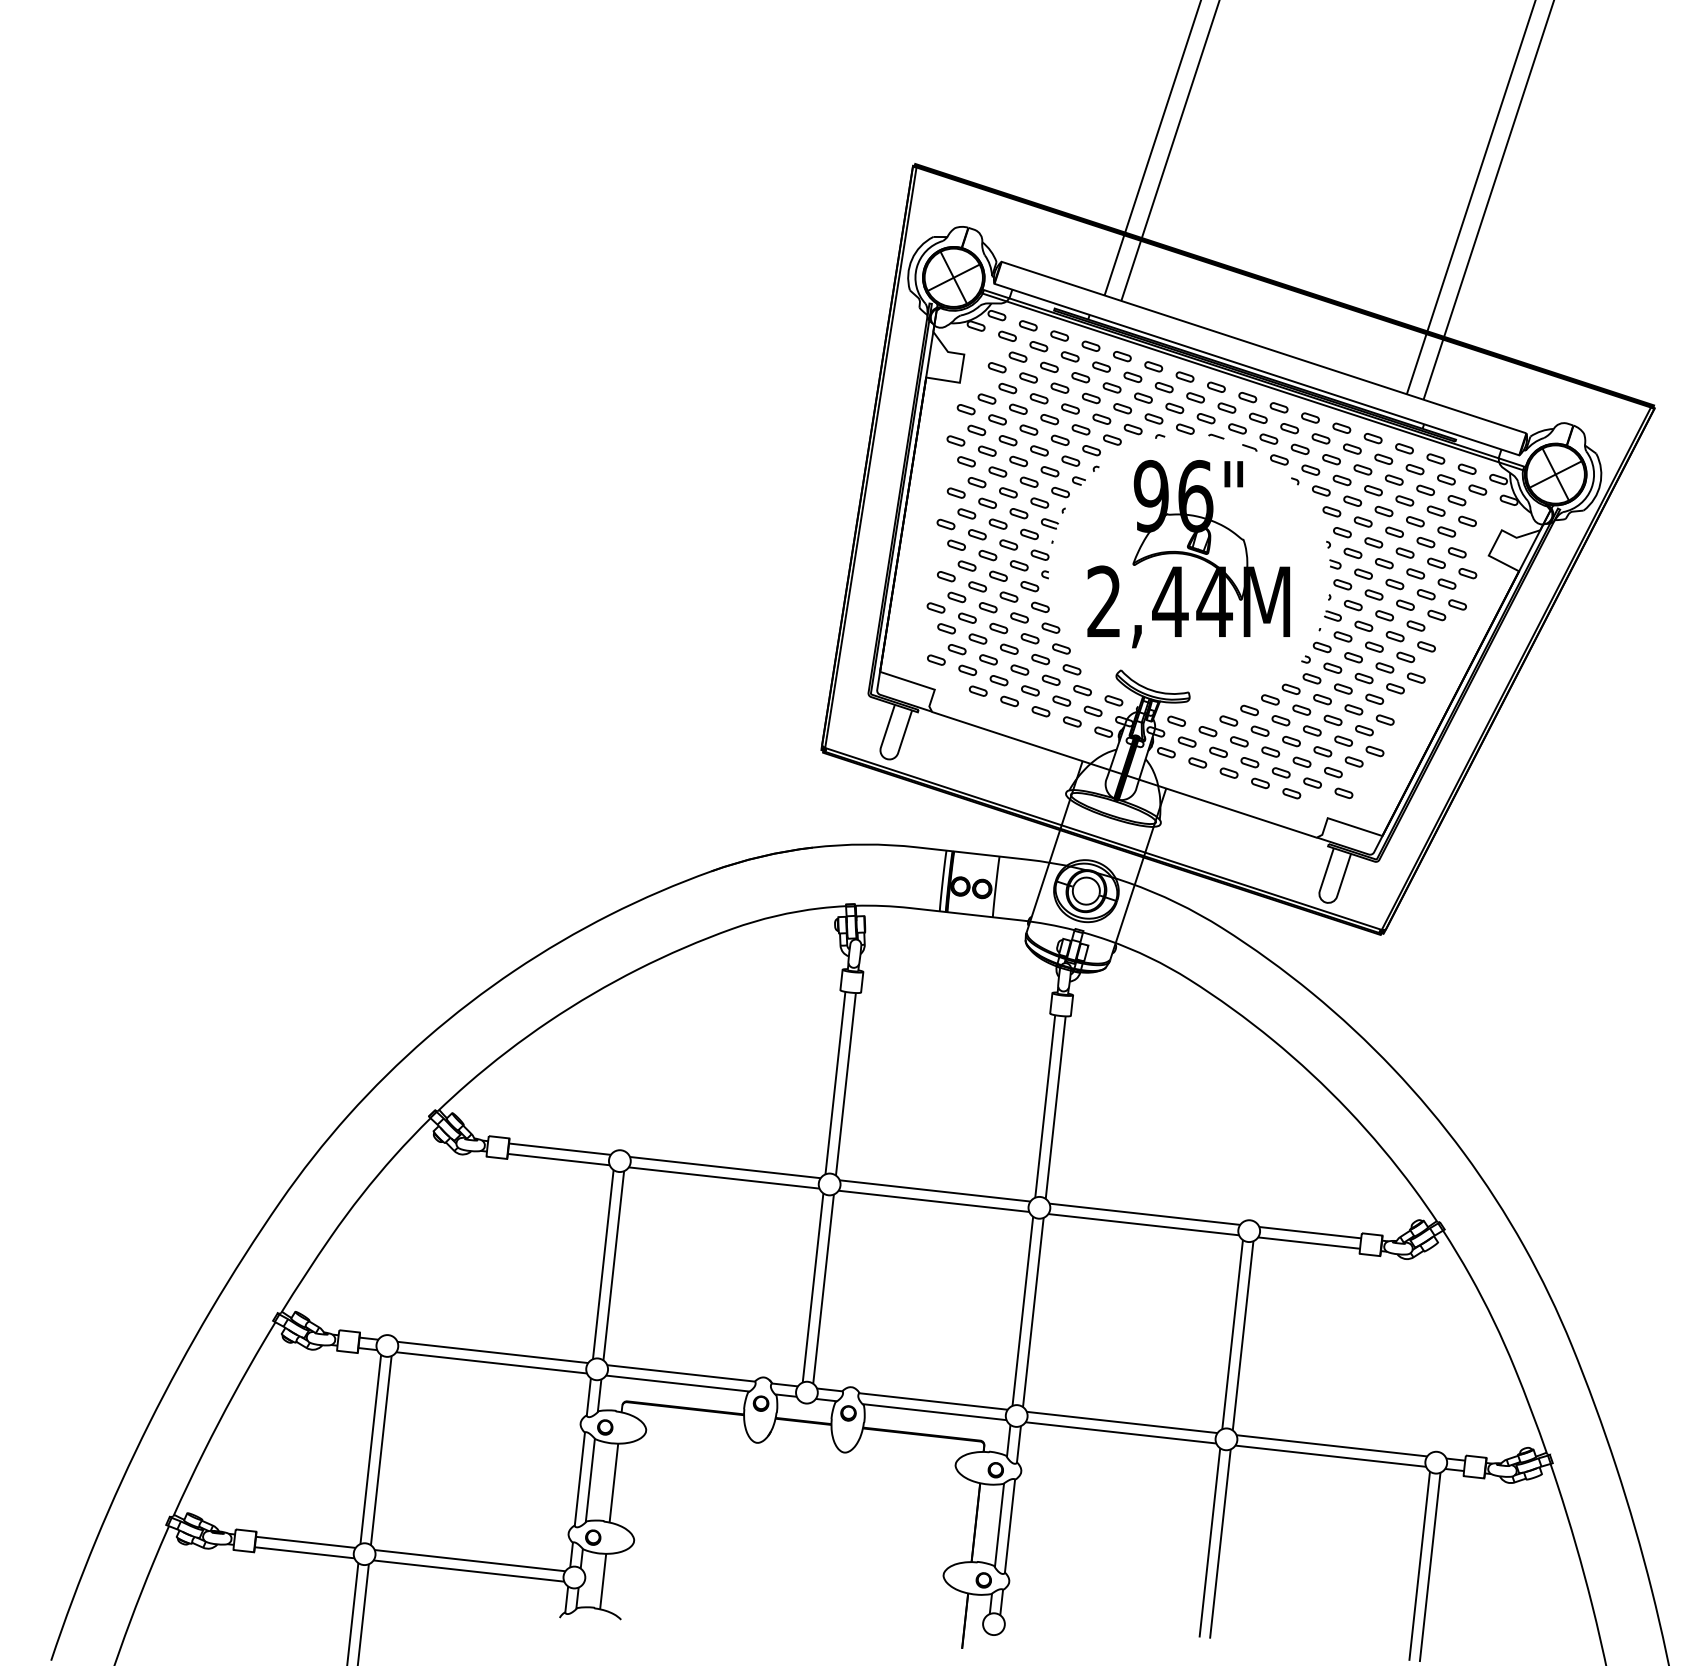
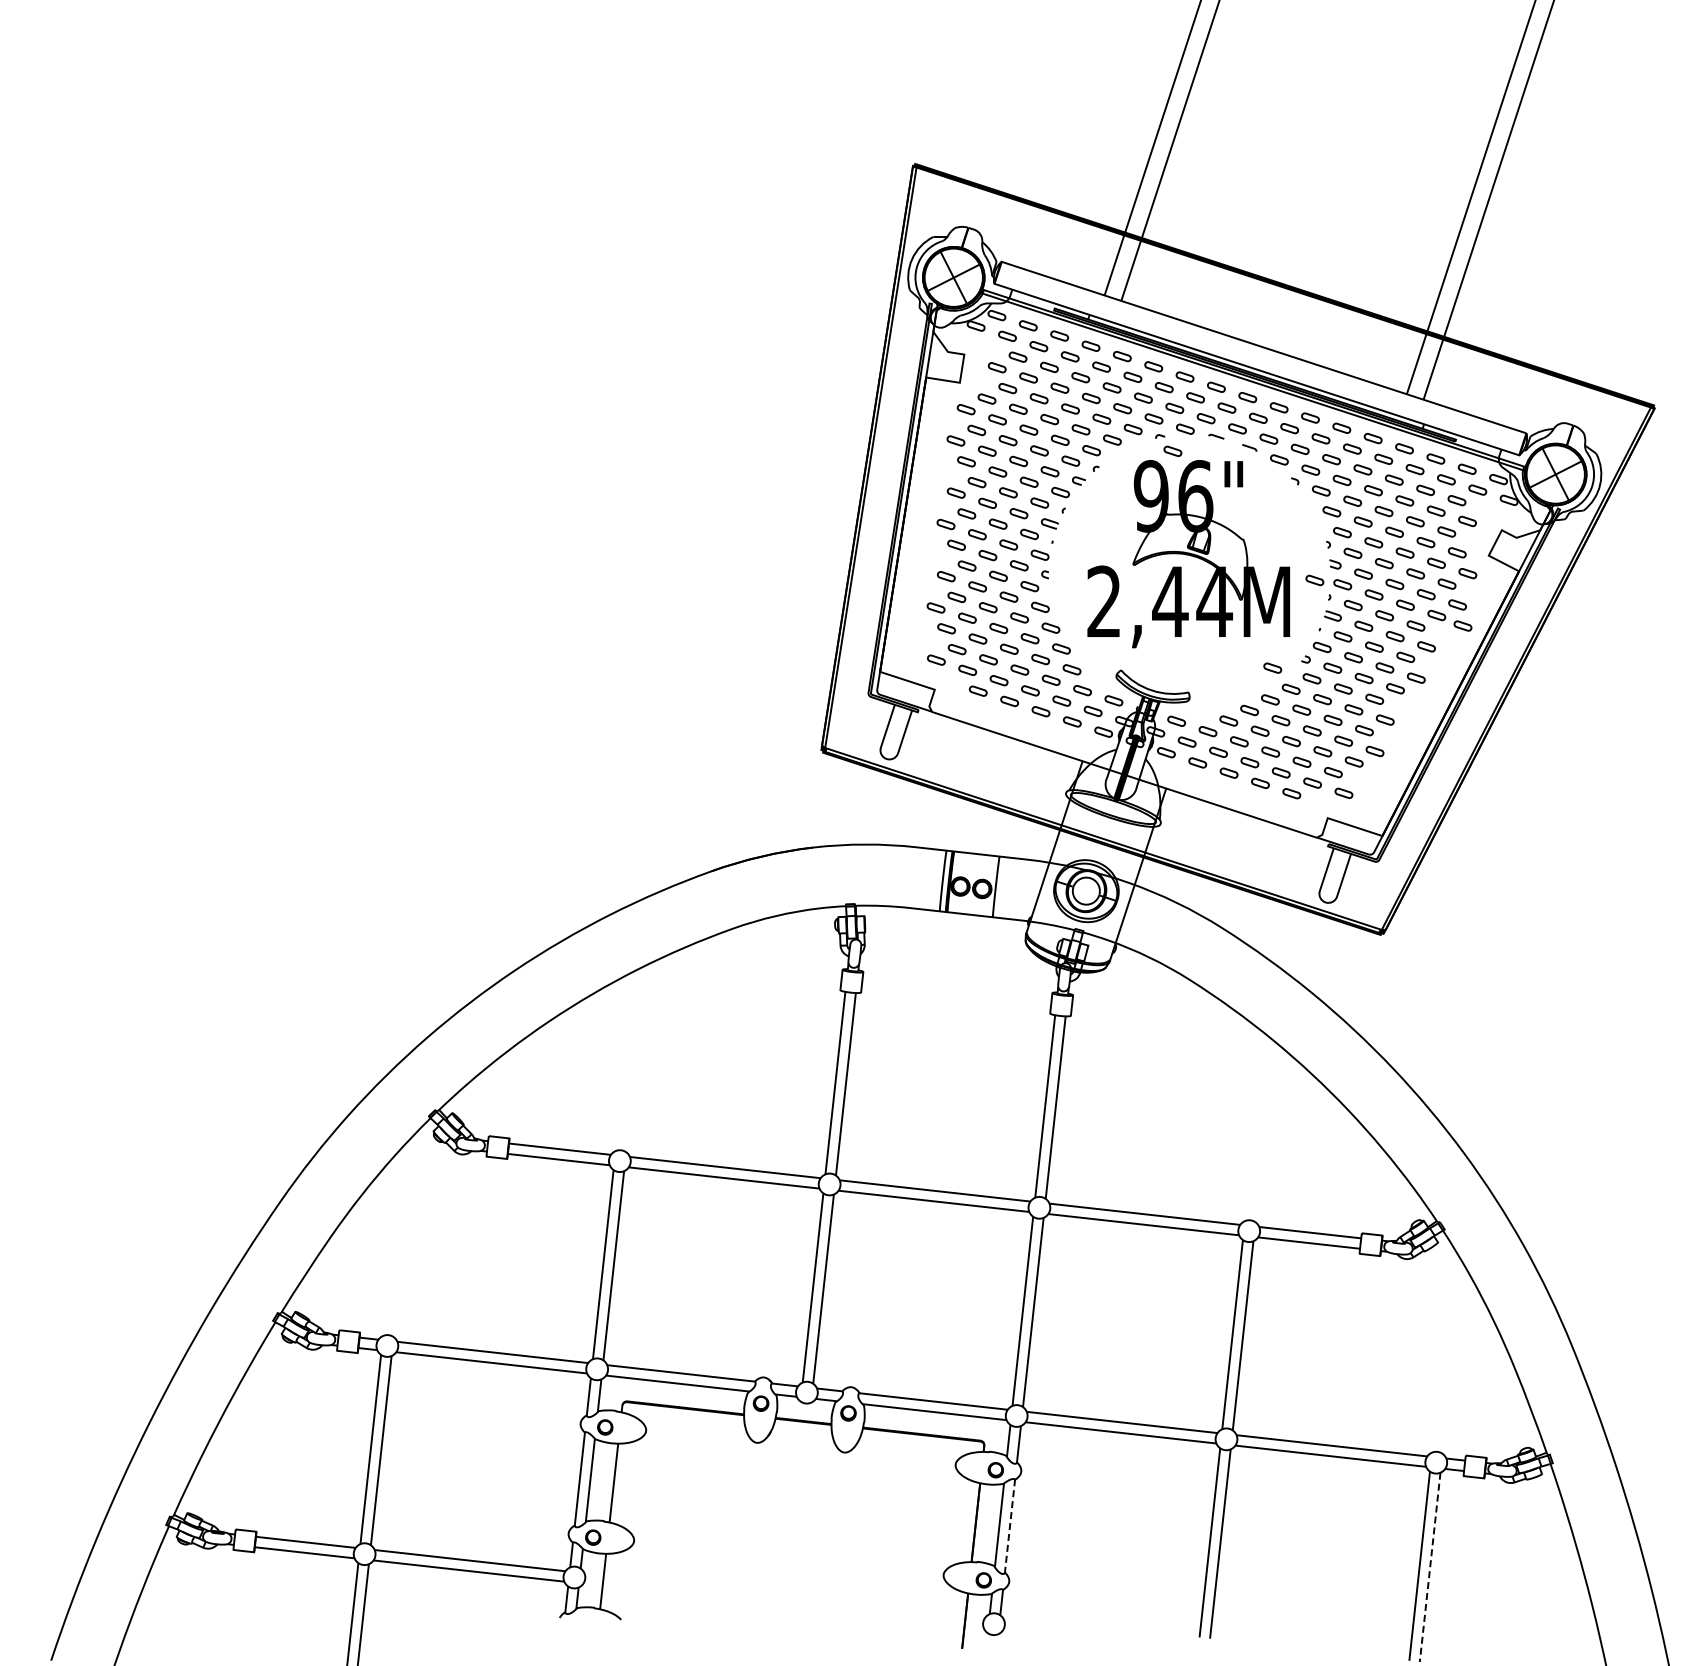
part: none -> present (1172, 450)
part: none -> present (1314, 580)
part: none -> present (1462, 625)
part: none -> present (1272, 667)
line: solid -> dashed (1009, 1526)
line: solid -> dashed (1430, 1567)
